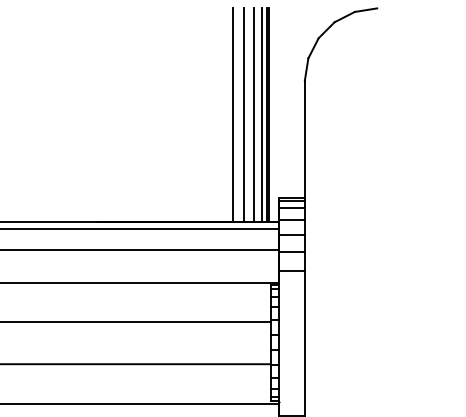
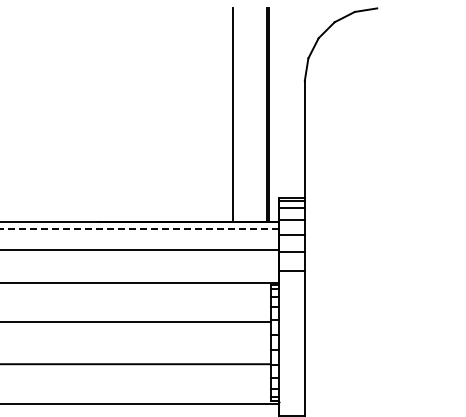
line: present -> none (243, 114)
line: present -> none (253, 114)
line: present -> none (261, 114)
line: solid -> dashed (139, 229)
